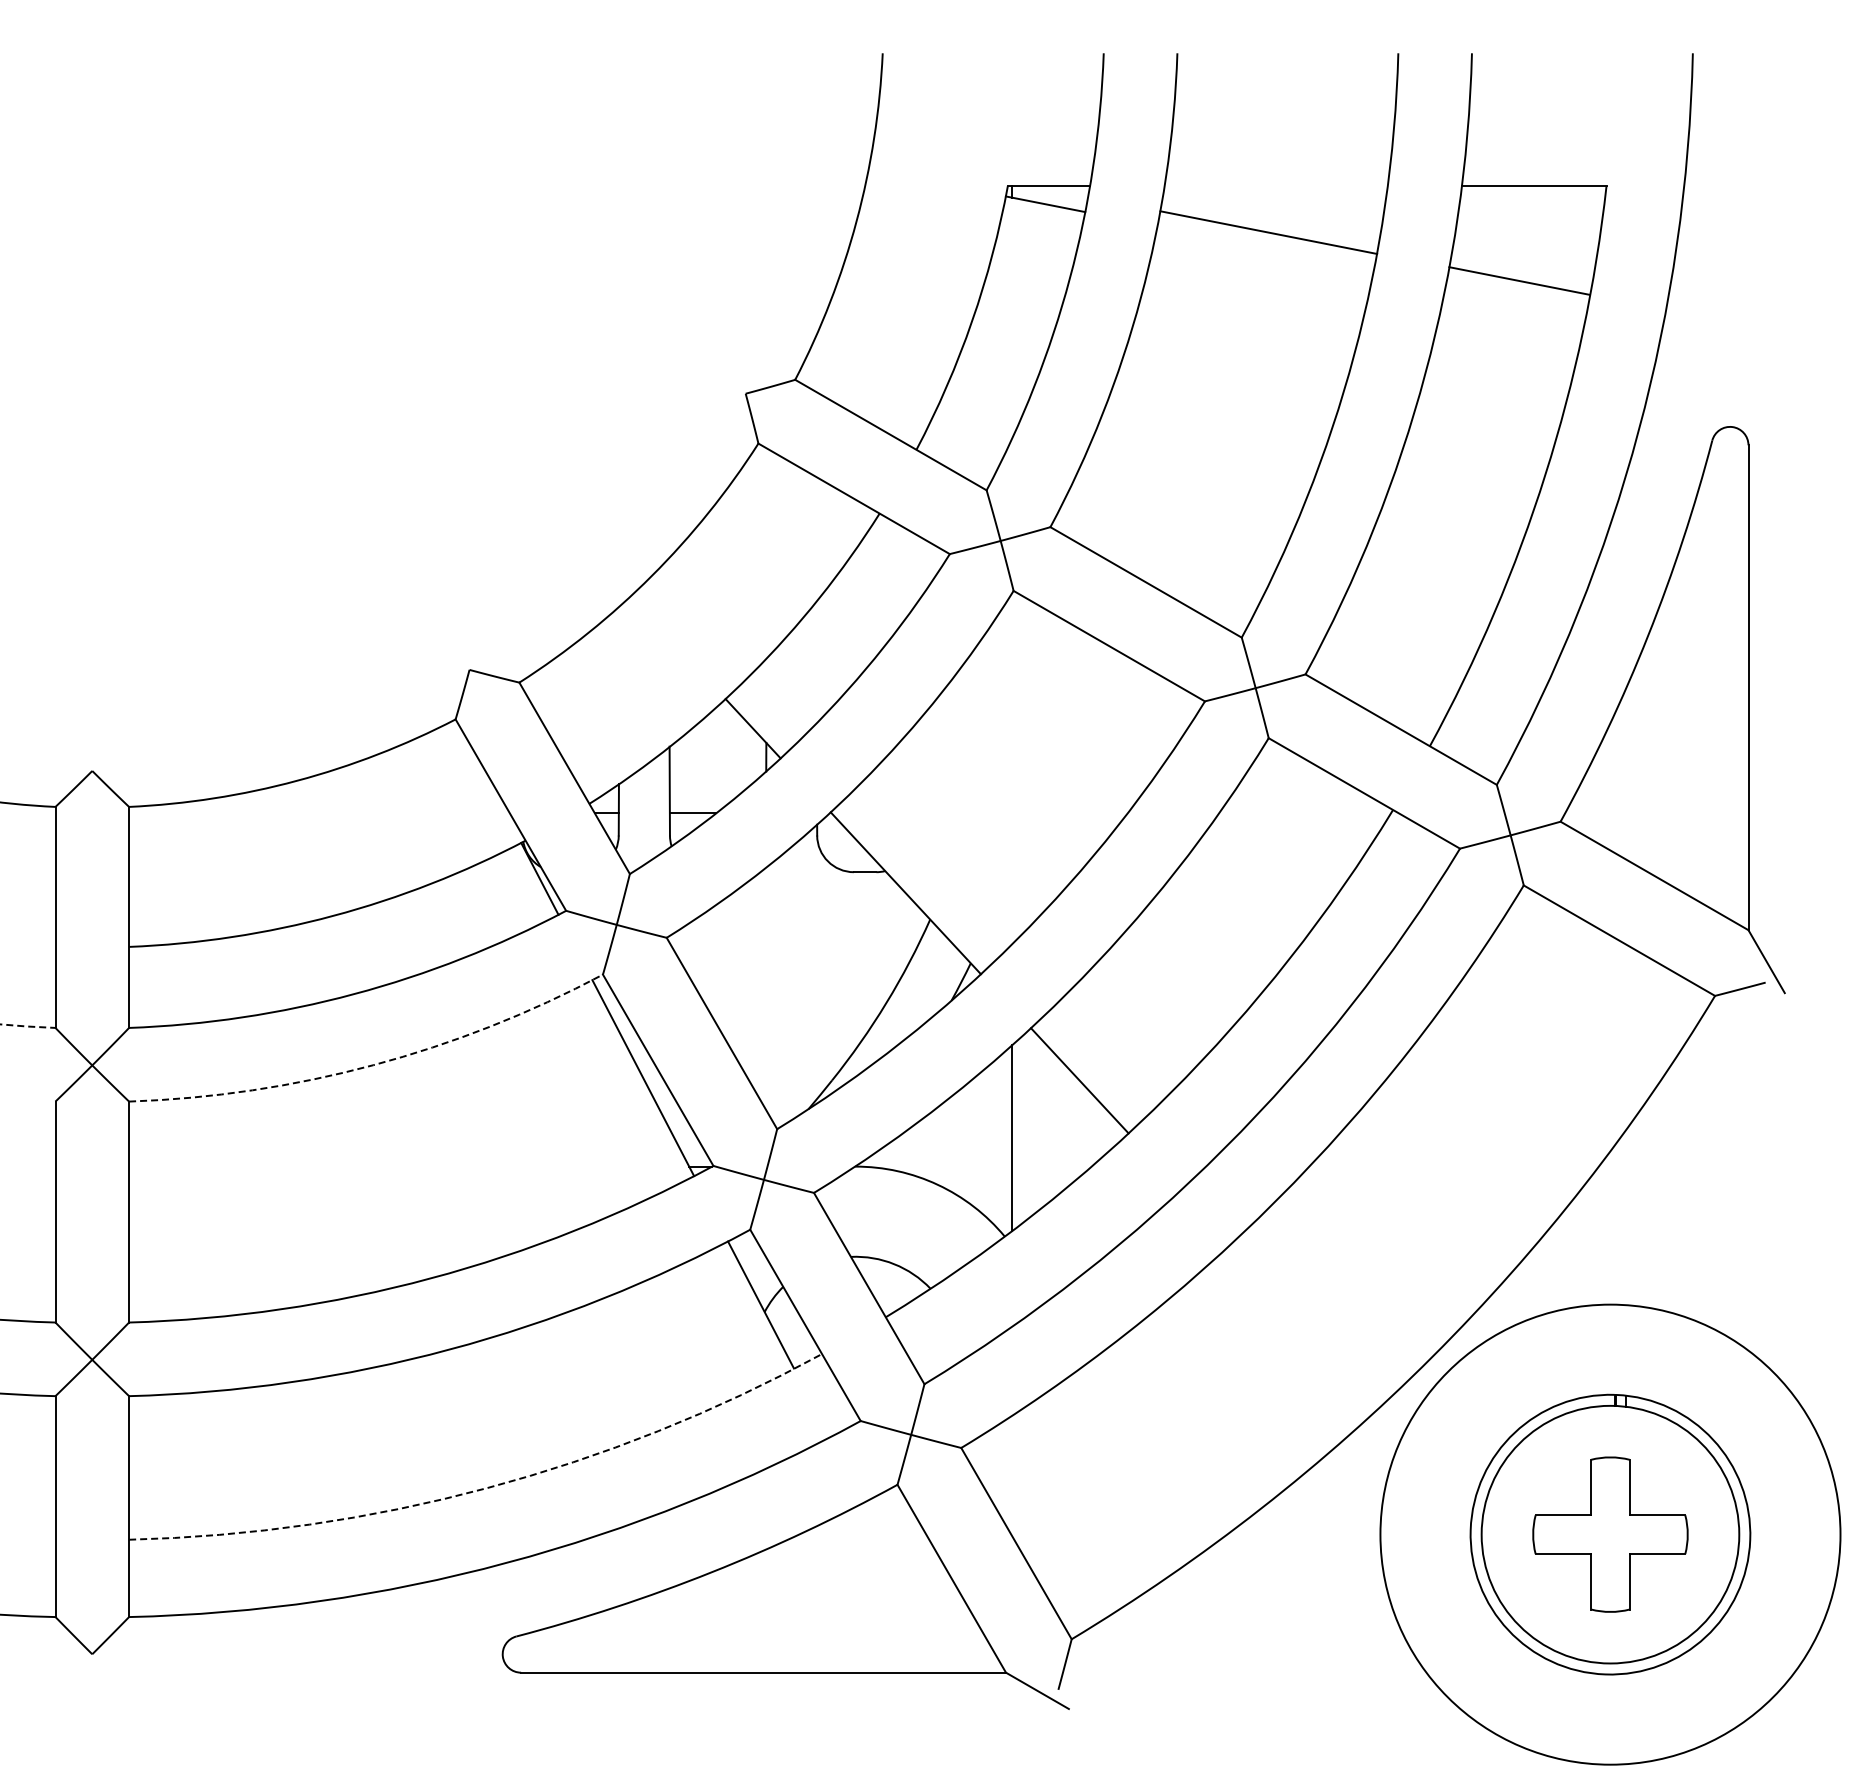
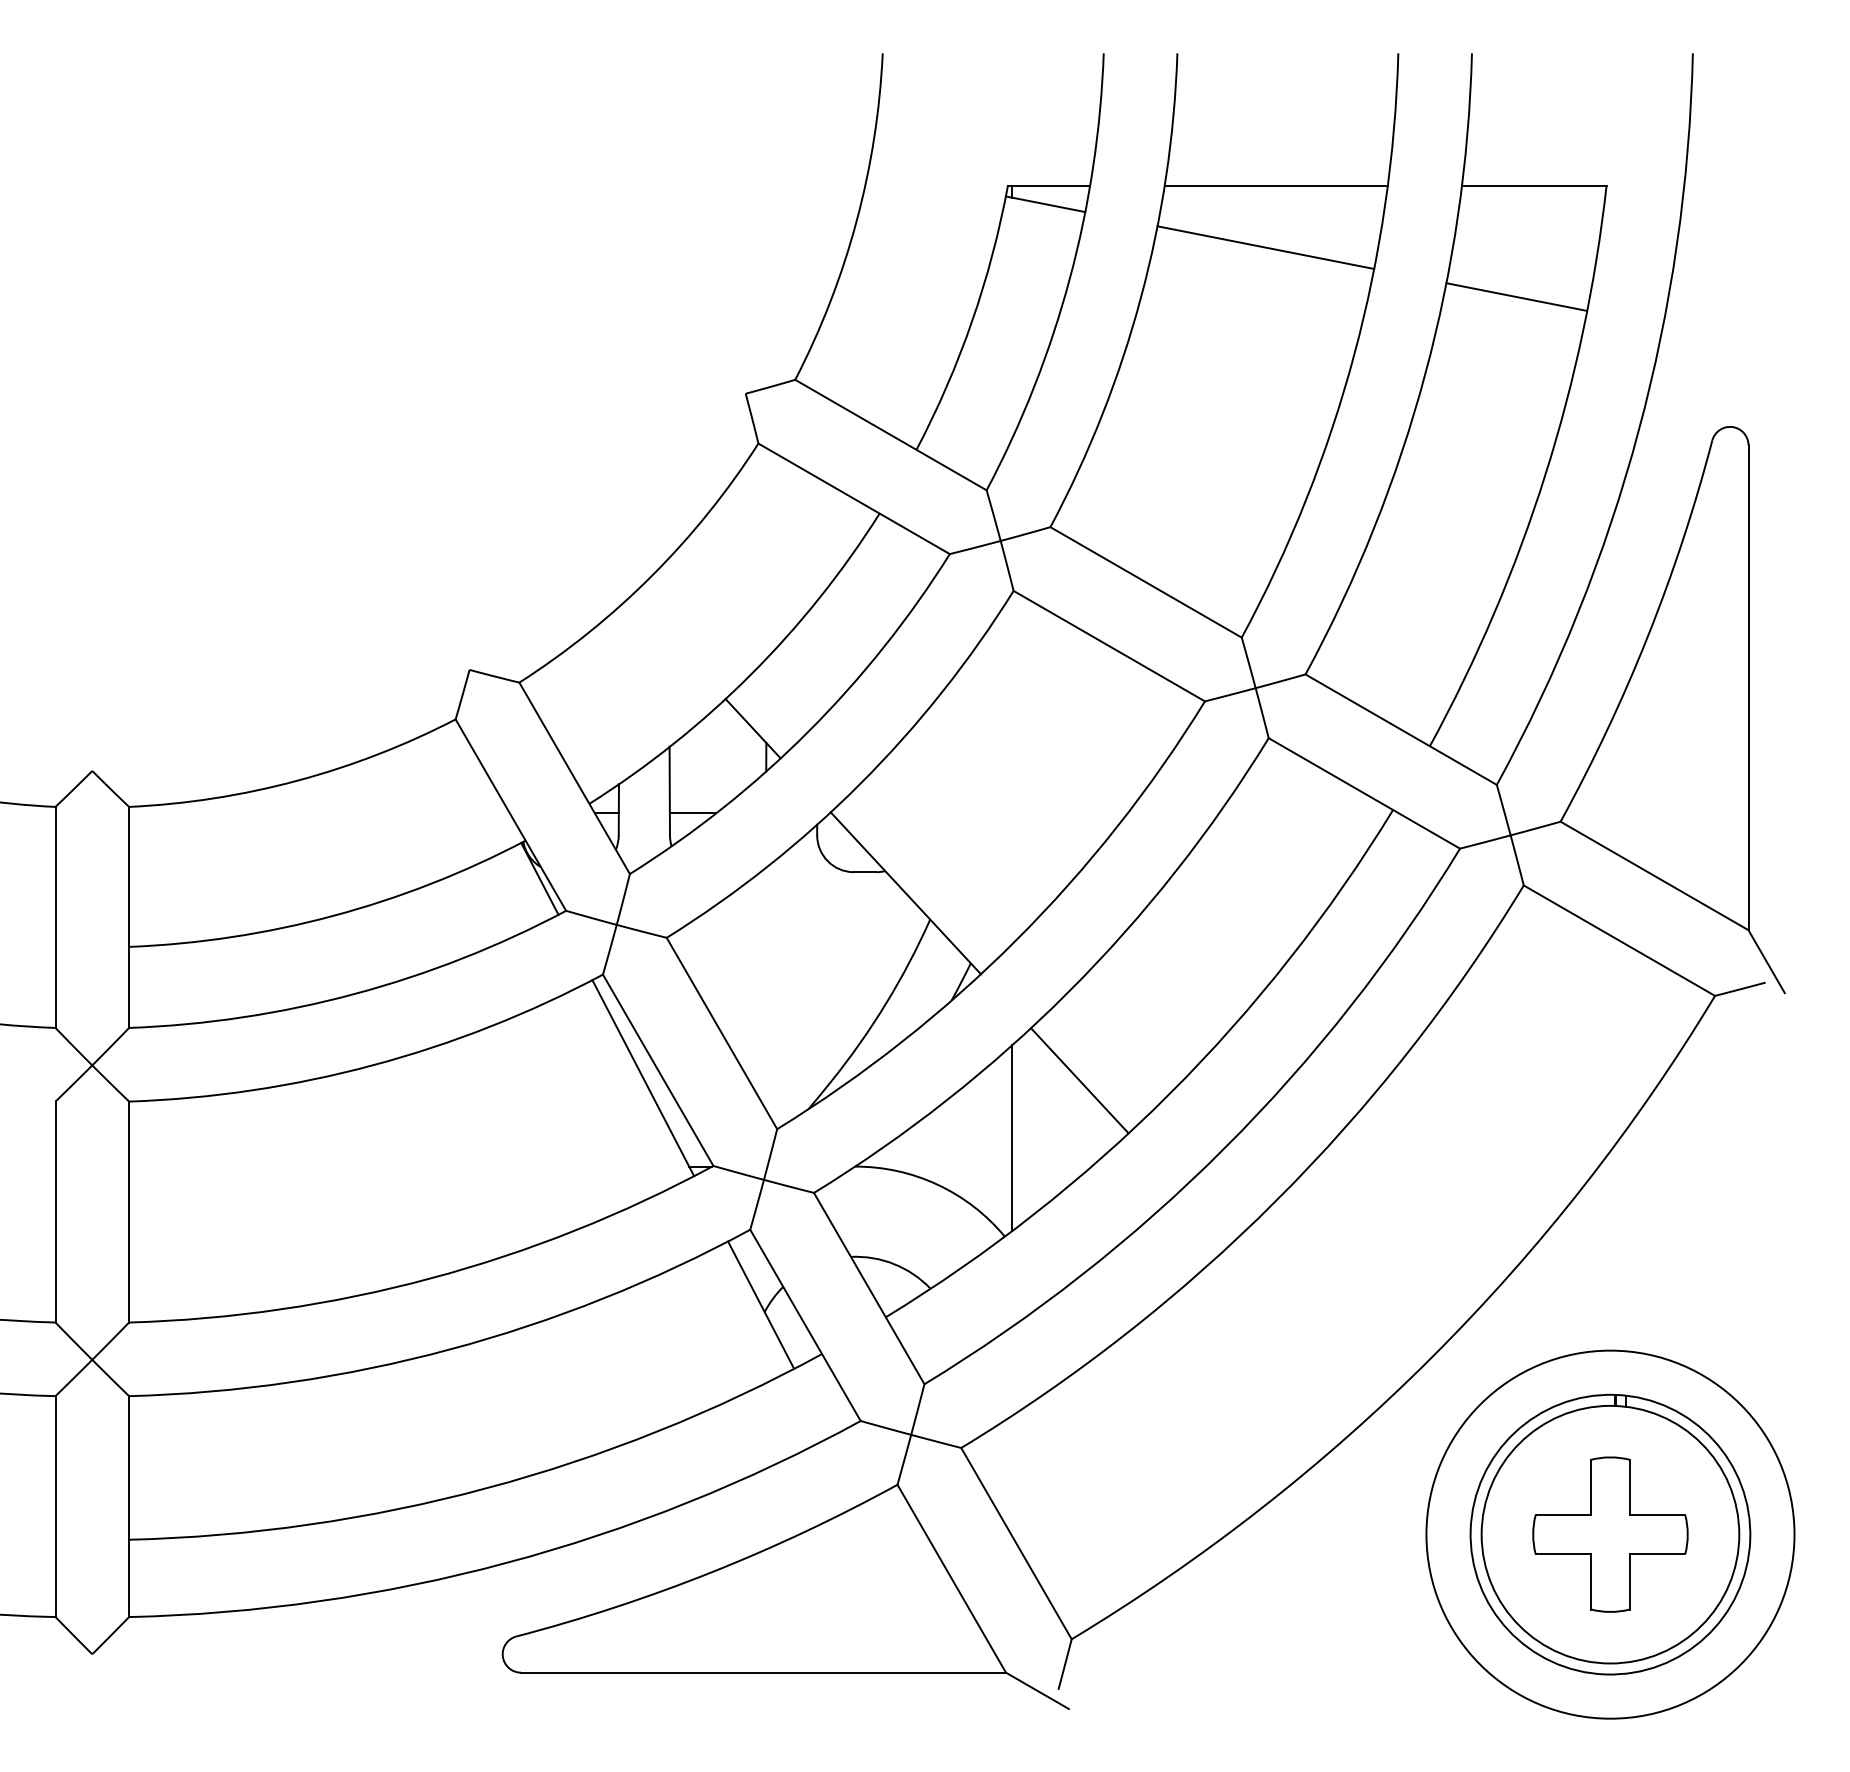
line: none -> present (1275, 185)
line position: (1268, 232) -> (1265, 247) (1265, 247)
line position: (1519, 280) -> (1516, 296) (1516, 296)
arc: dashed -> solid (27, 1026)
arc: dashed -> solid (373, 1065)
arc: dashed -> solid (486, 1488)
circle diameter: 460 px -> 368 px (1610, 1534)
